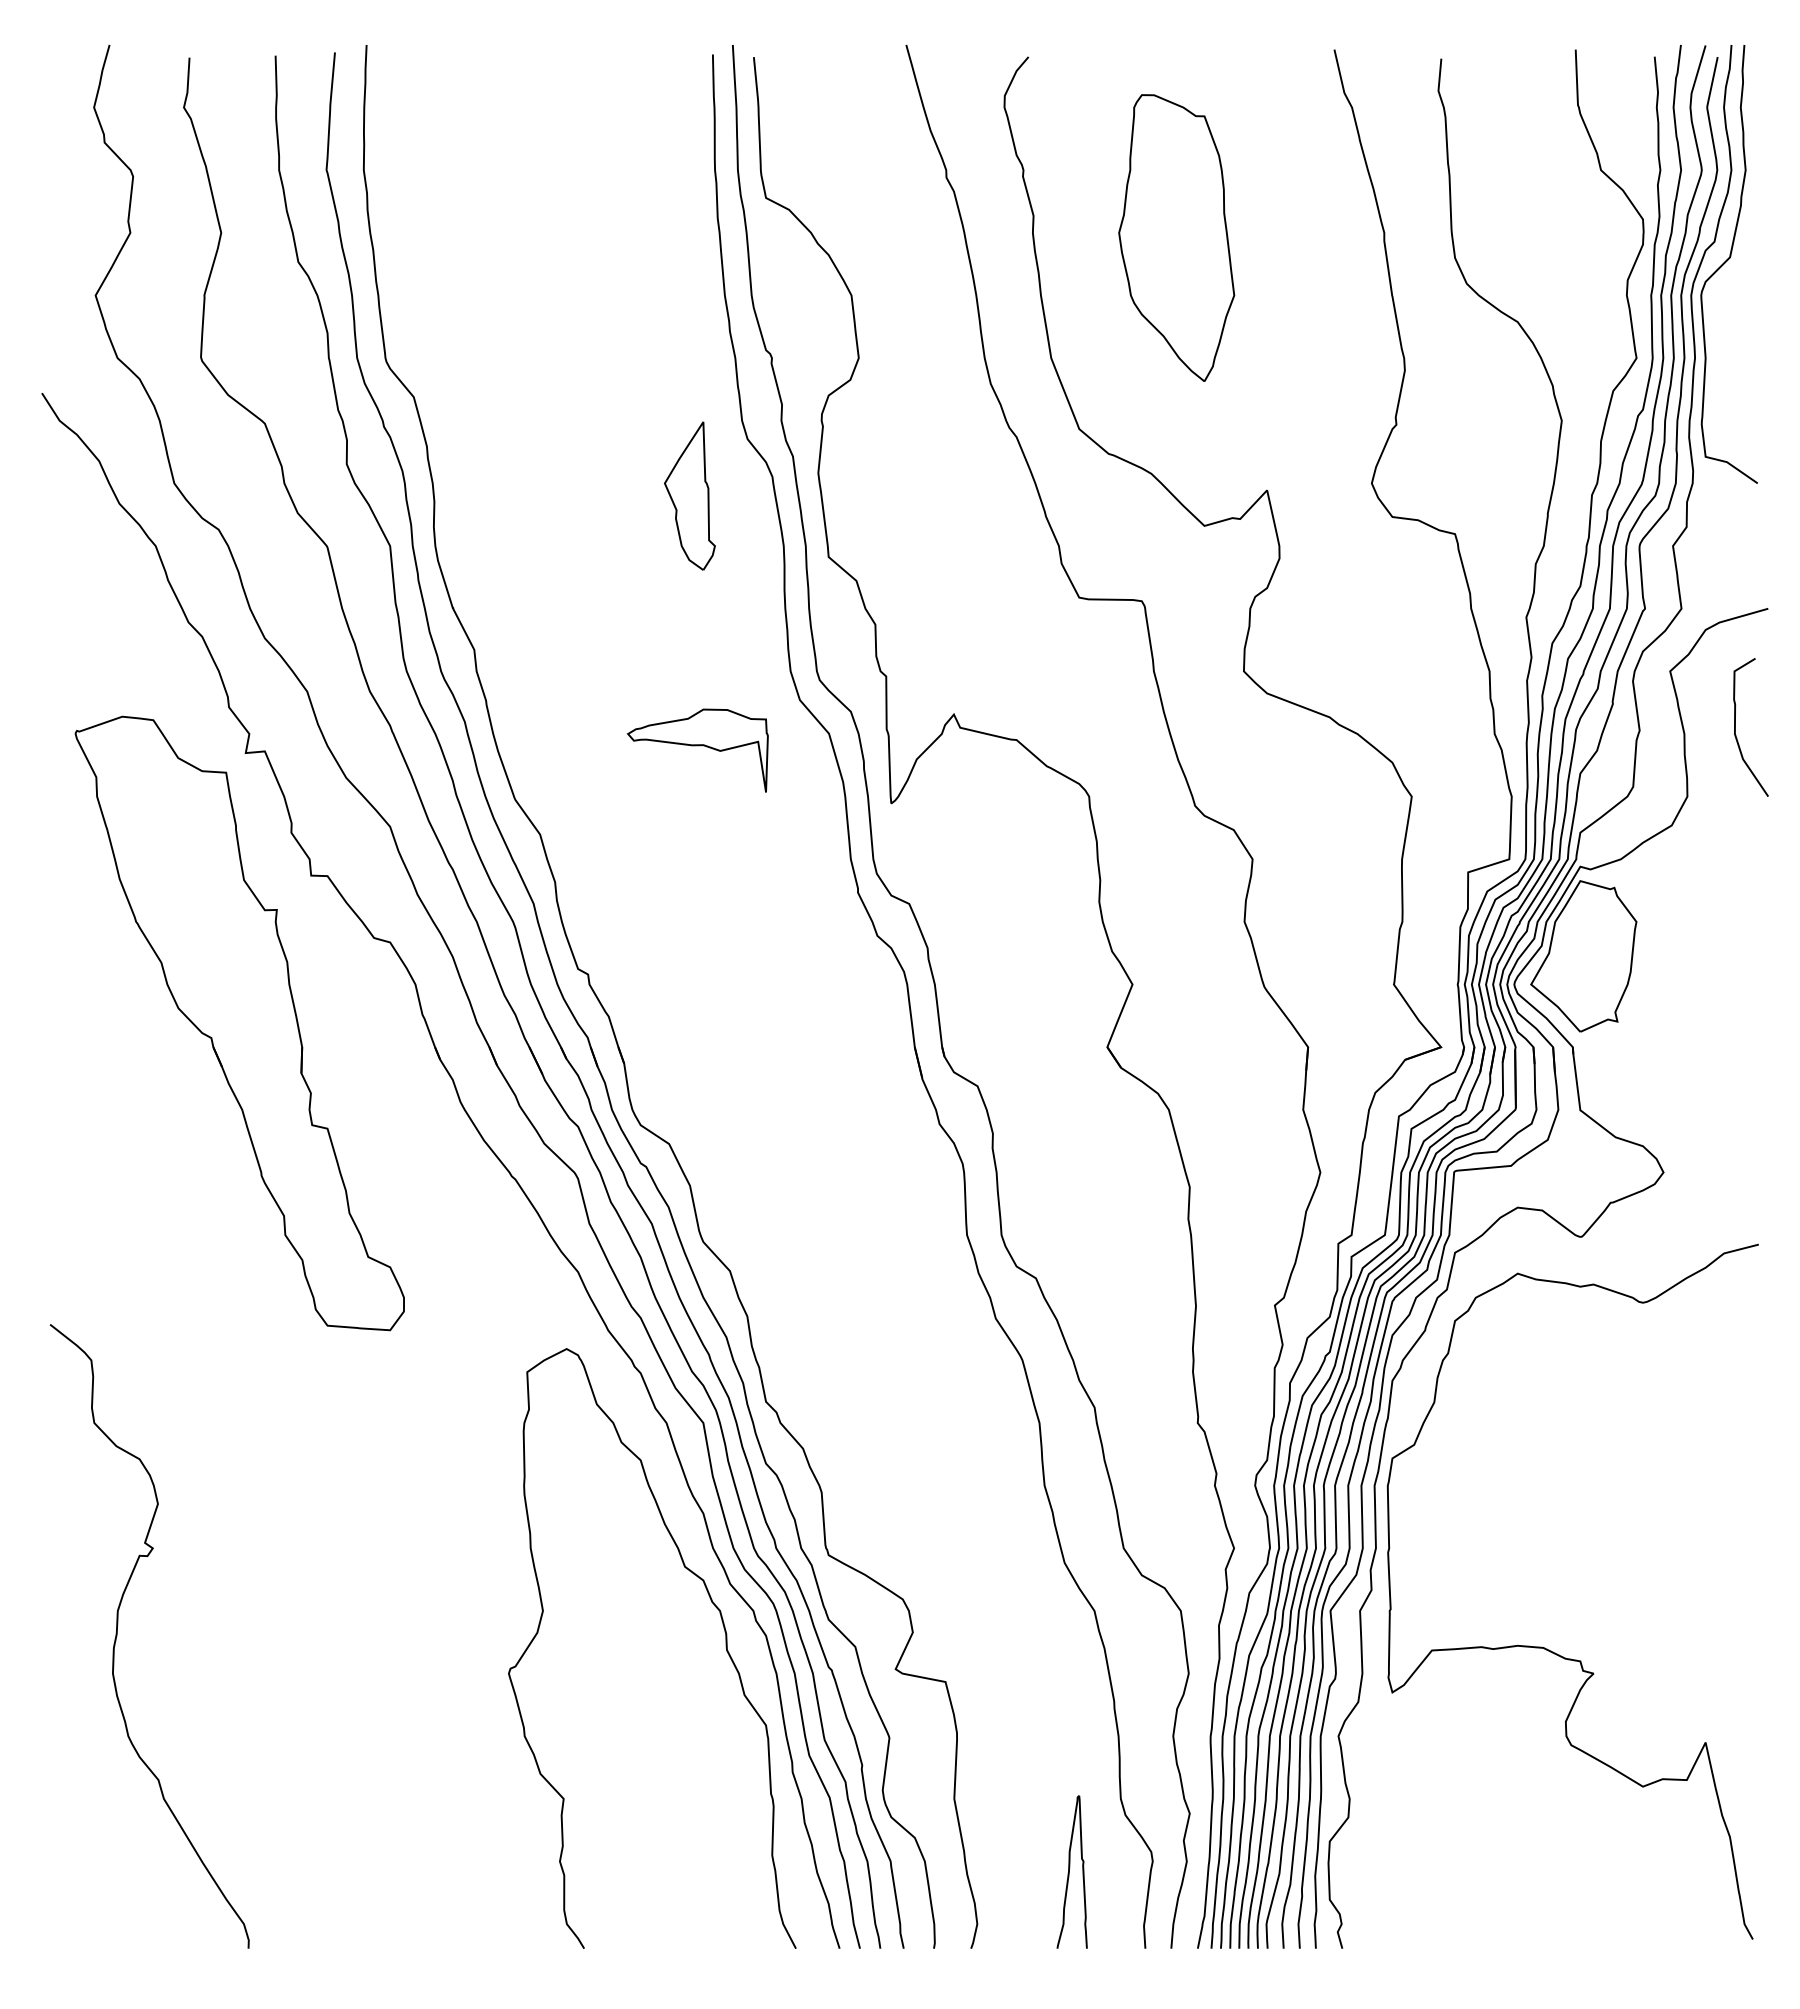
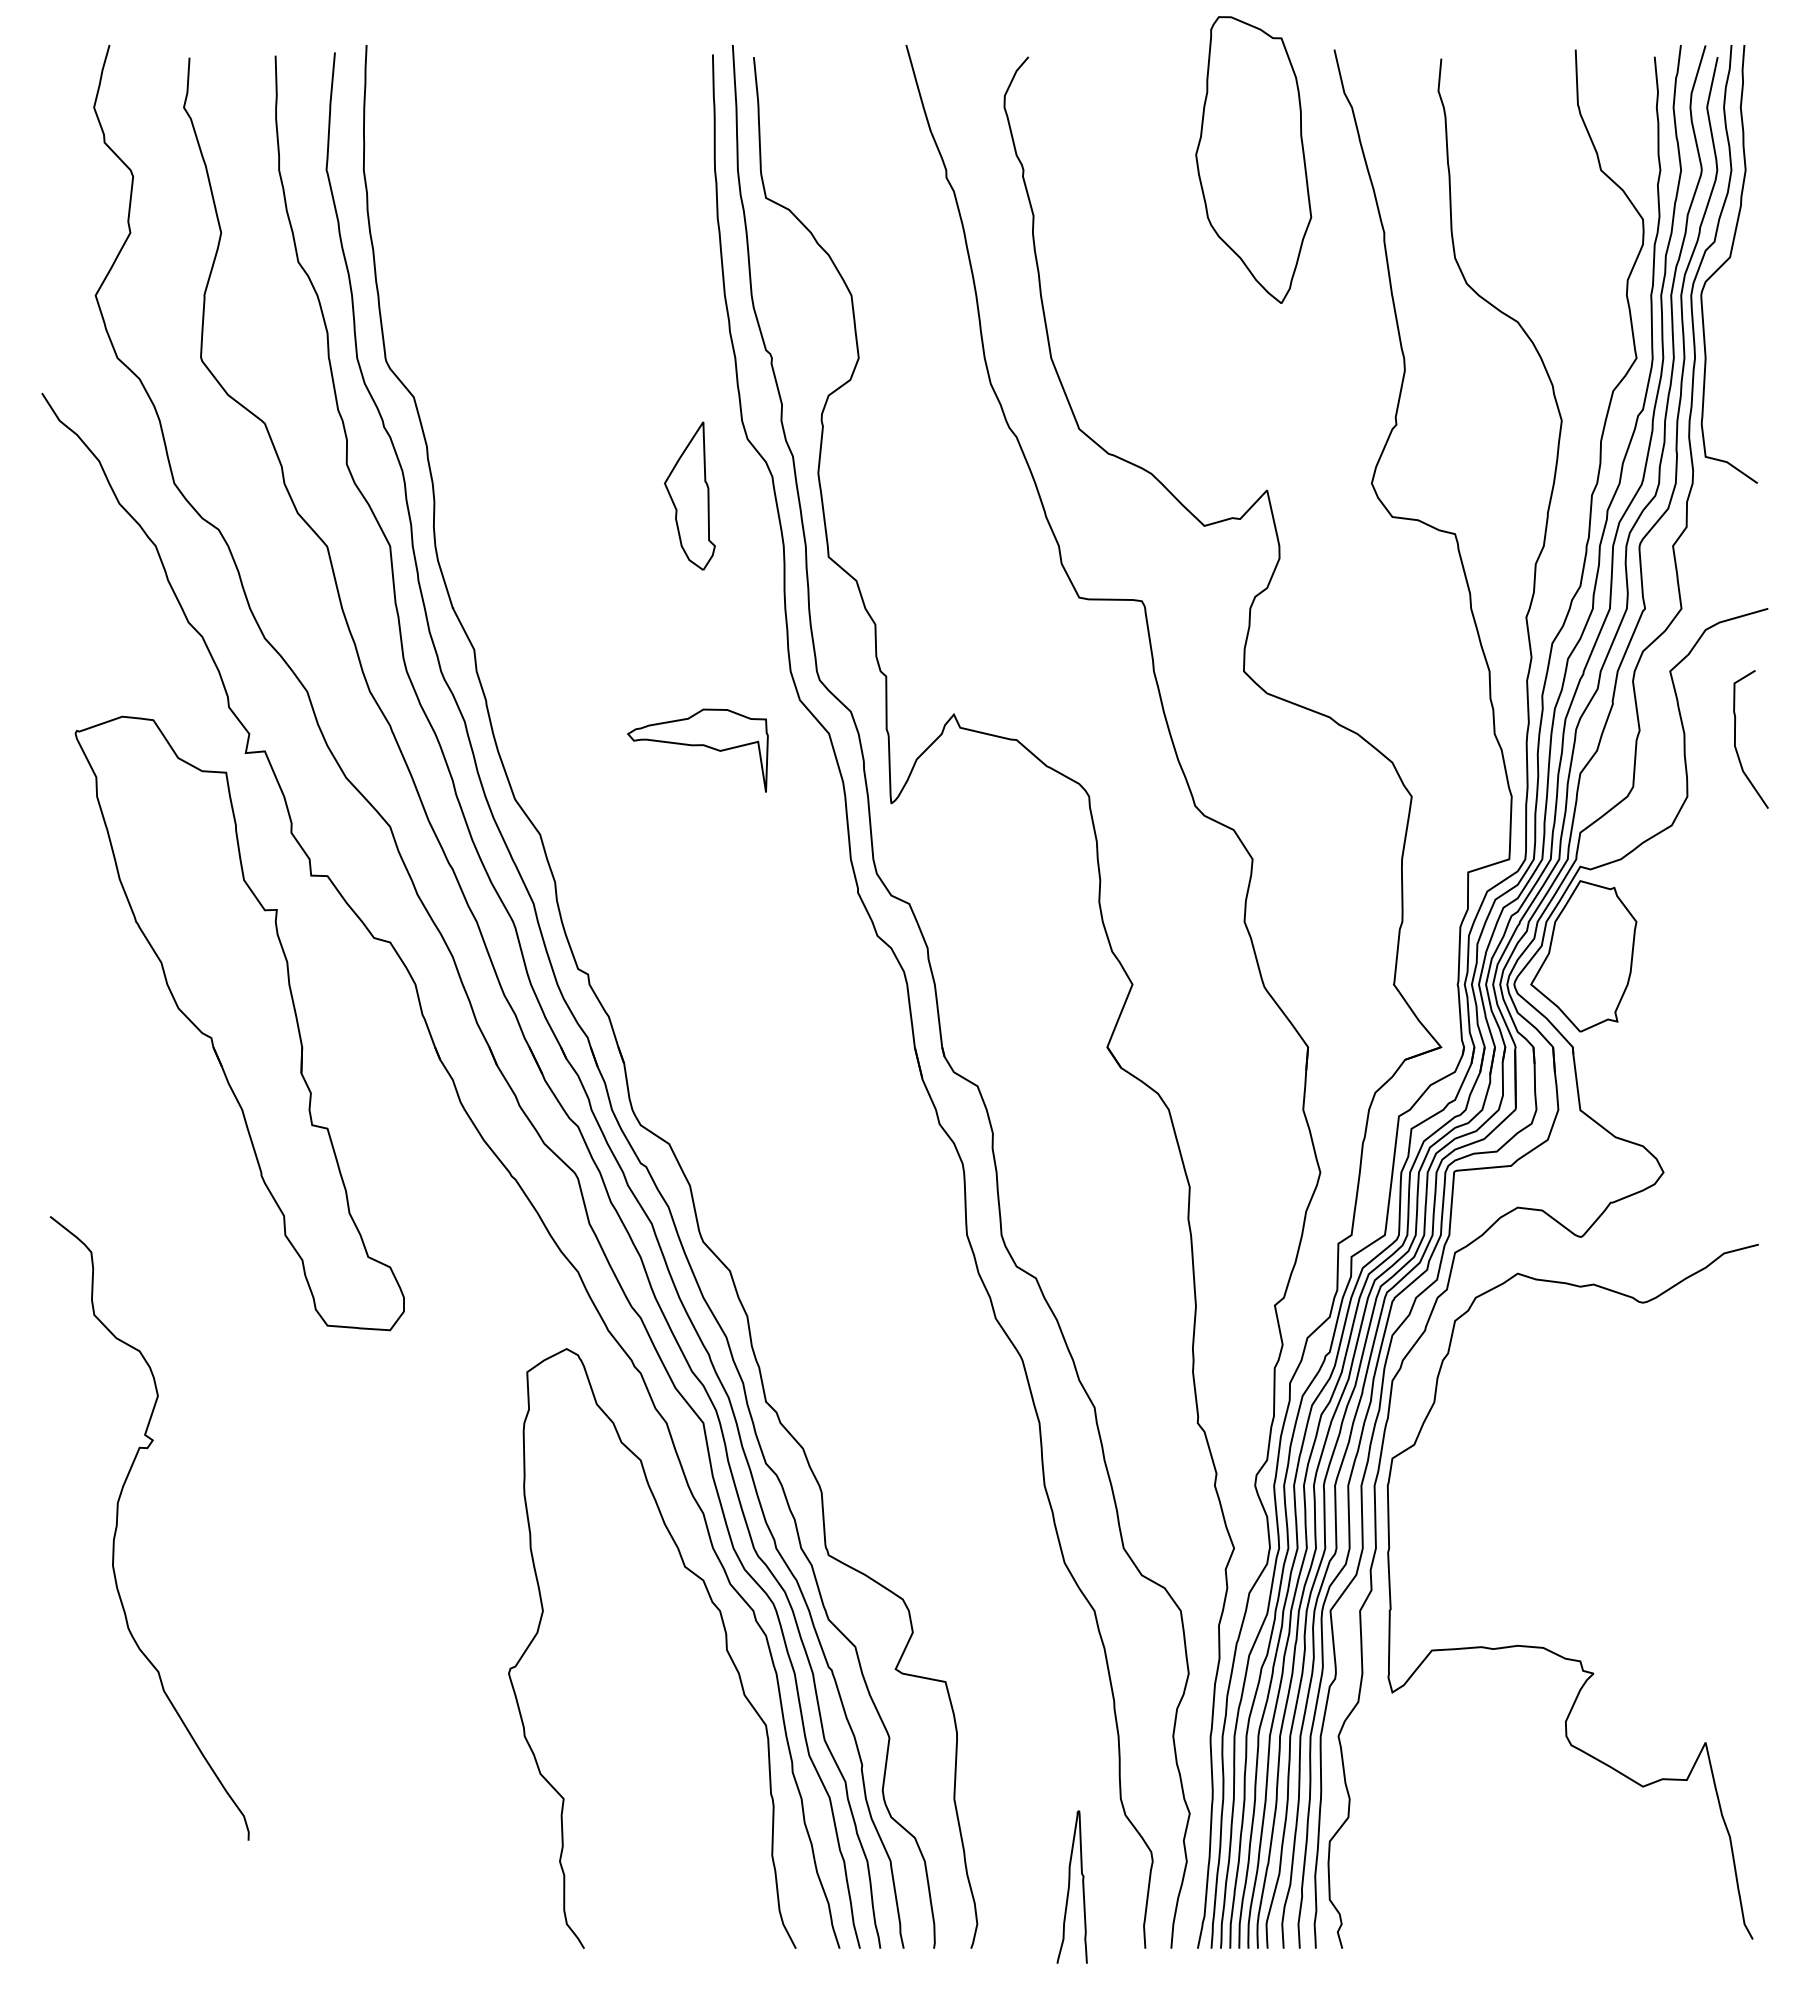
part position: (1176, 237) -> (1253, 159) (1253, 159)
curve position: (1735, 727) -> (1735, 739) (1735, 739)
curve position: (117, 1636) -> (117, 1528) (117, 1528)
curve position: (1069, 1871) -> (1069, 1886) (1069, 1886)
